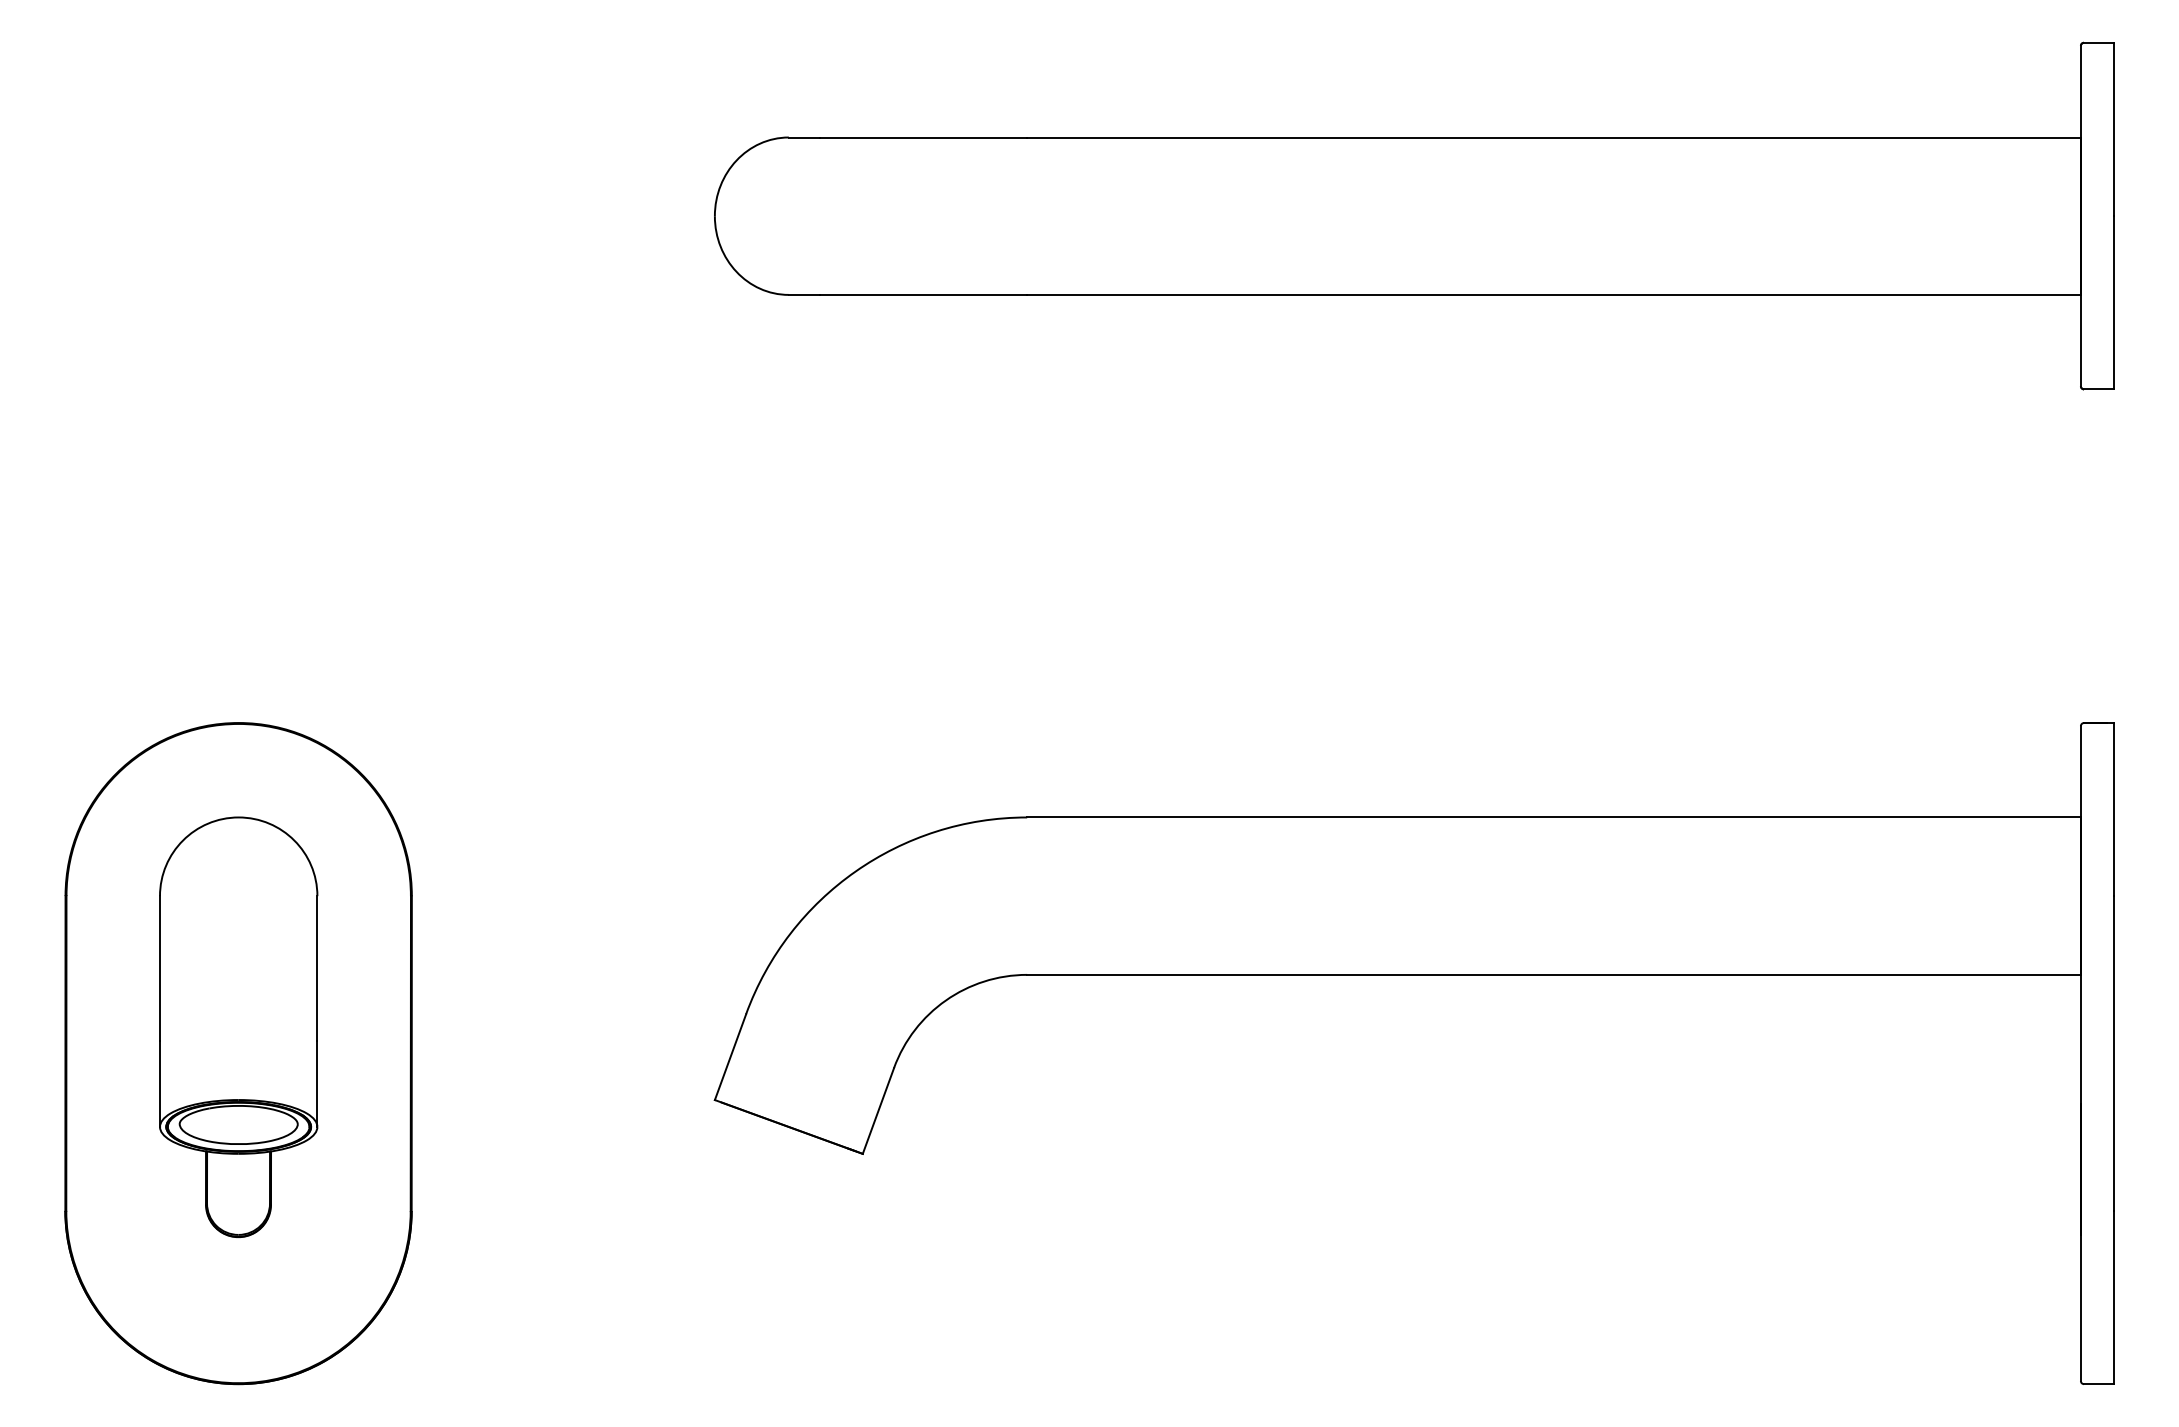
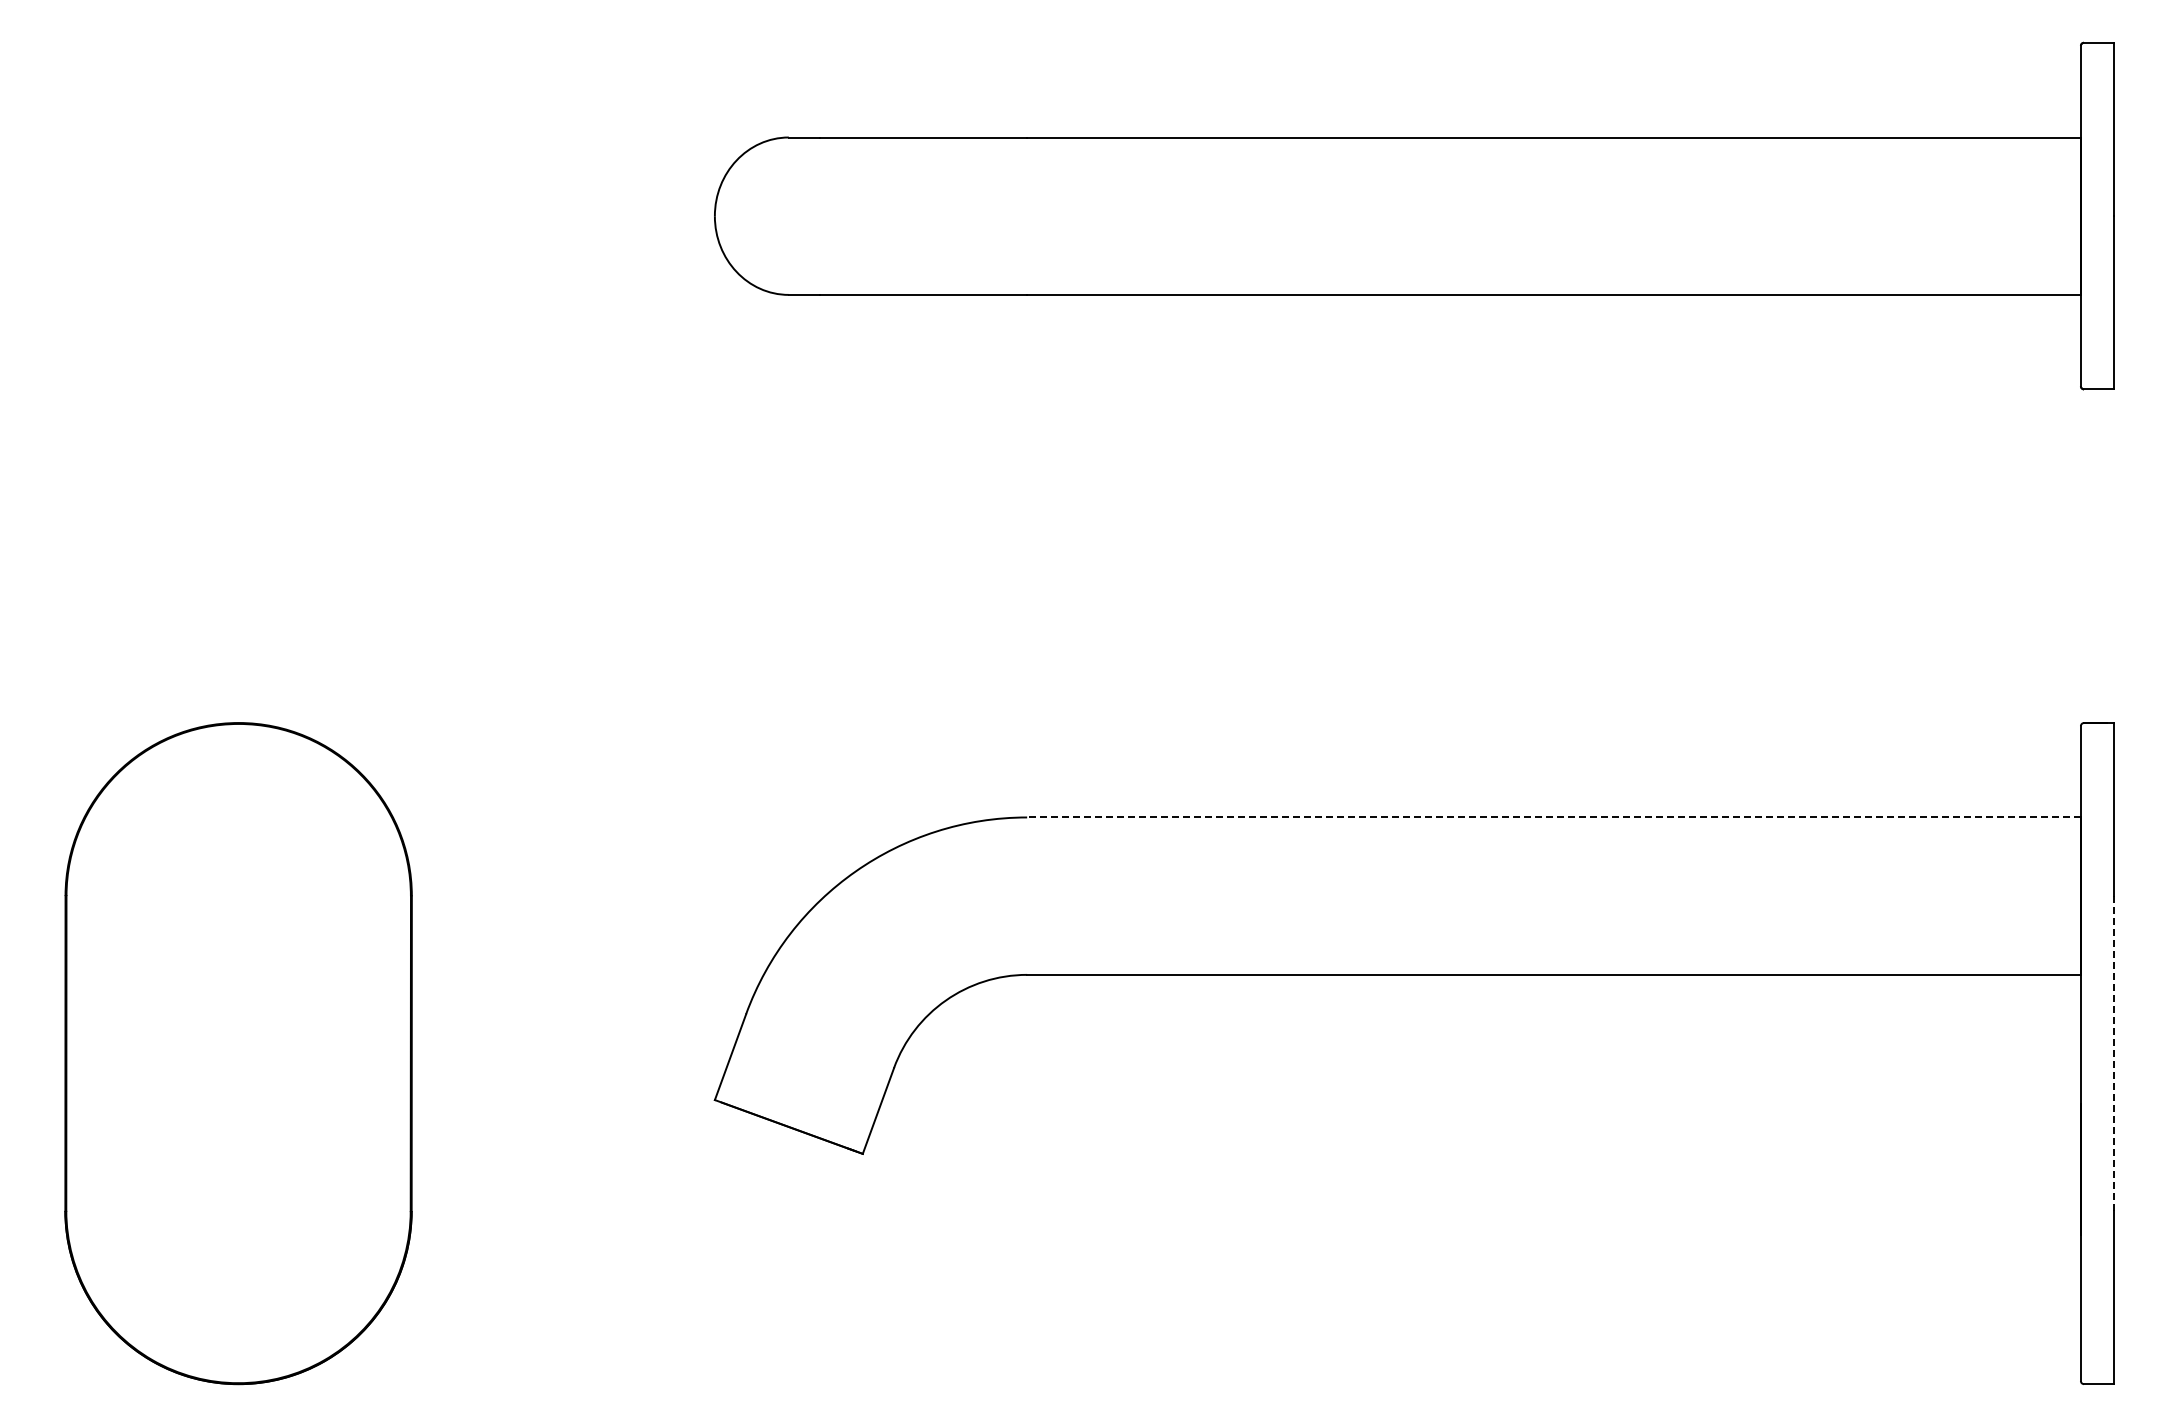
line: solid -> dashed (1554, 817)
part: present -> none (238, 1026)
line: solid -> dashed (2113, 1054)
